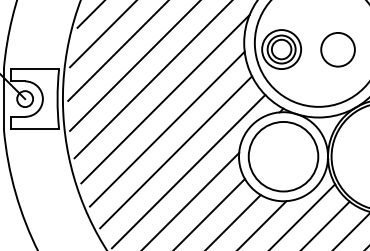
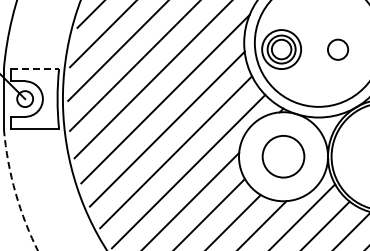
circle diameter: 34 px -> 20 px (337, 49)
line: solid -> dashed (35, 68)
circle diameter: 70 px -> 42 px (283, 156)
arc: solid -> dashed (15, 191)
